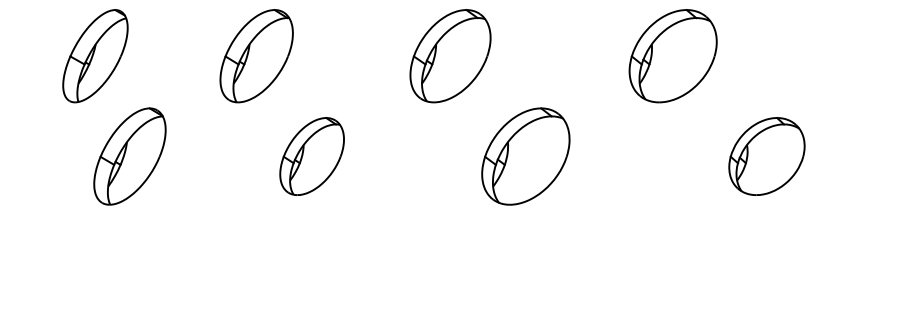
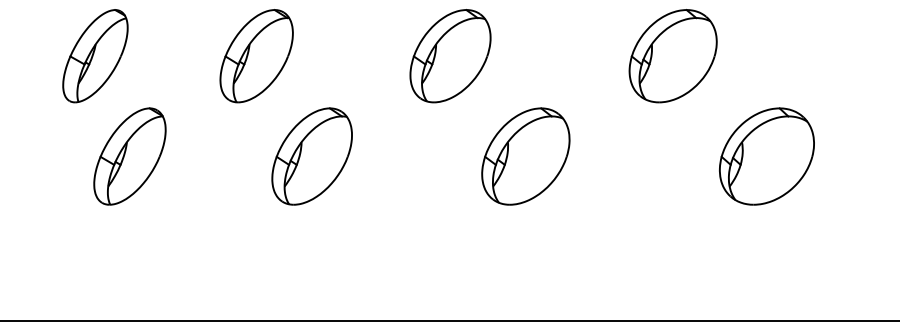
part size: 66x79 px -> 82x99 px (311, 156)
part size: 78x79 px -> 96x99 px (766, 156)
line: none -> present (449, 320)
